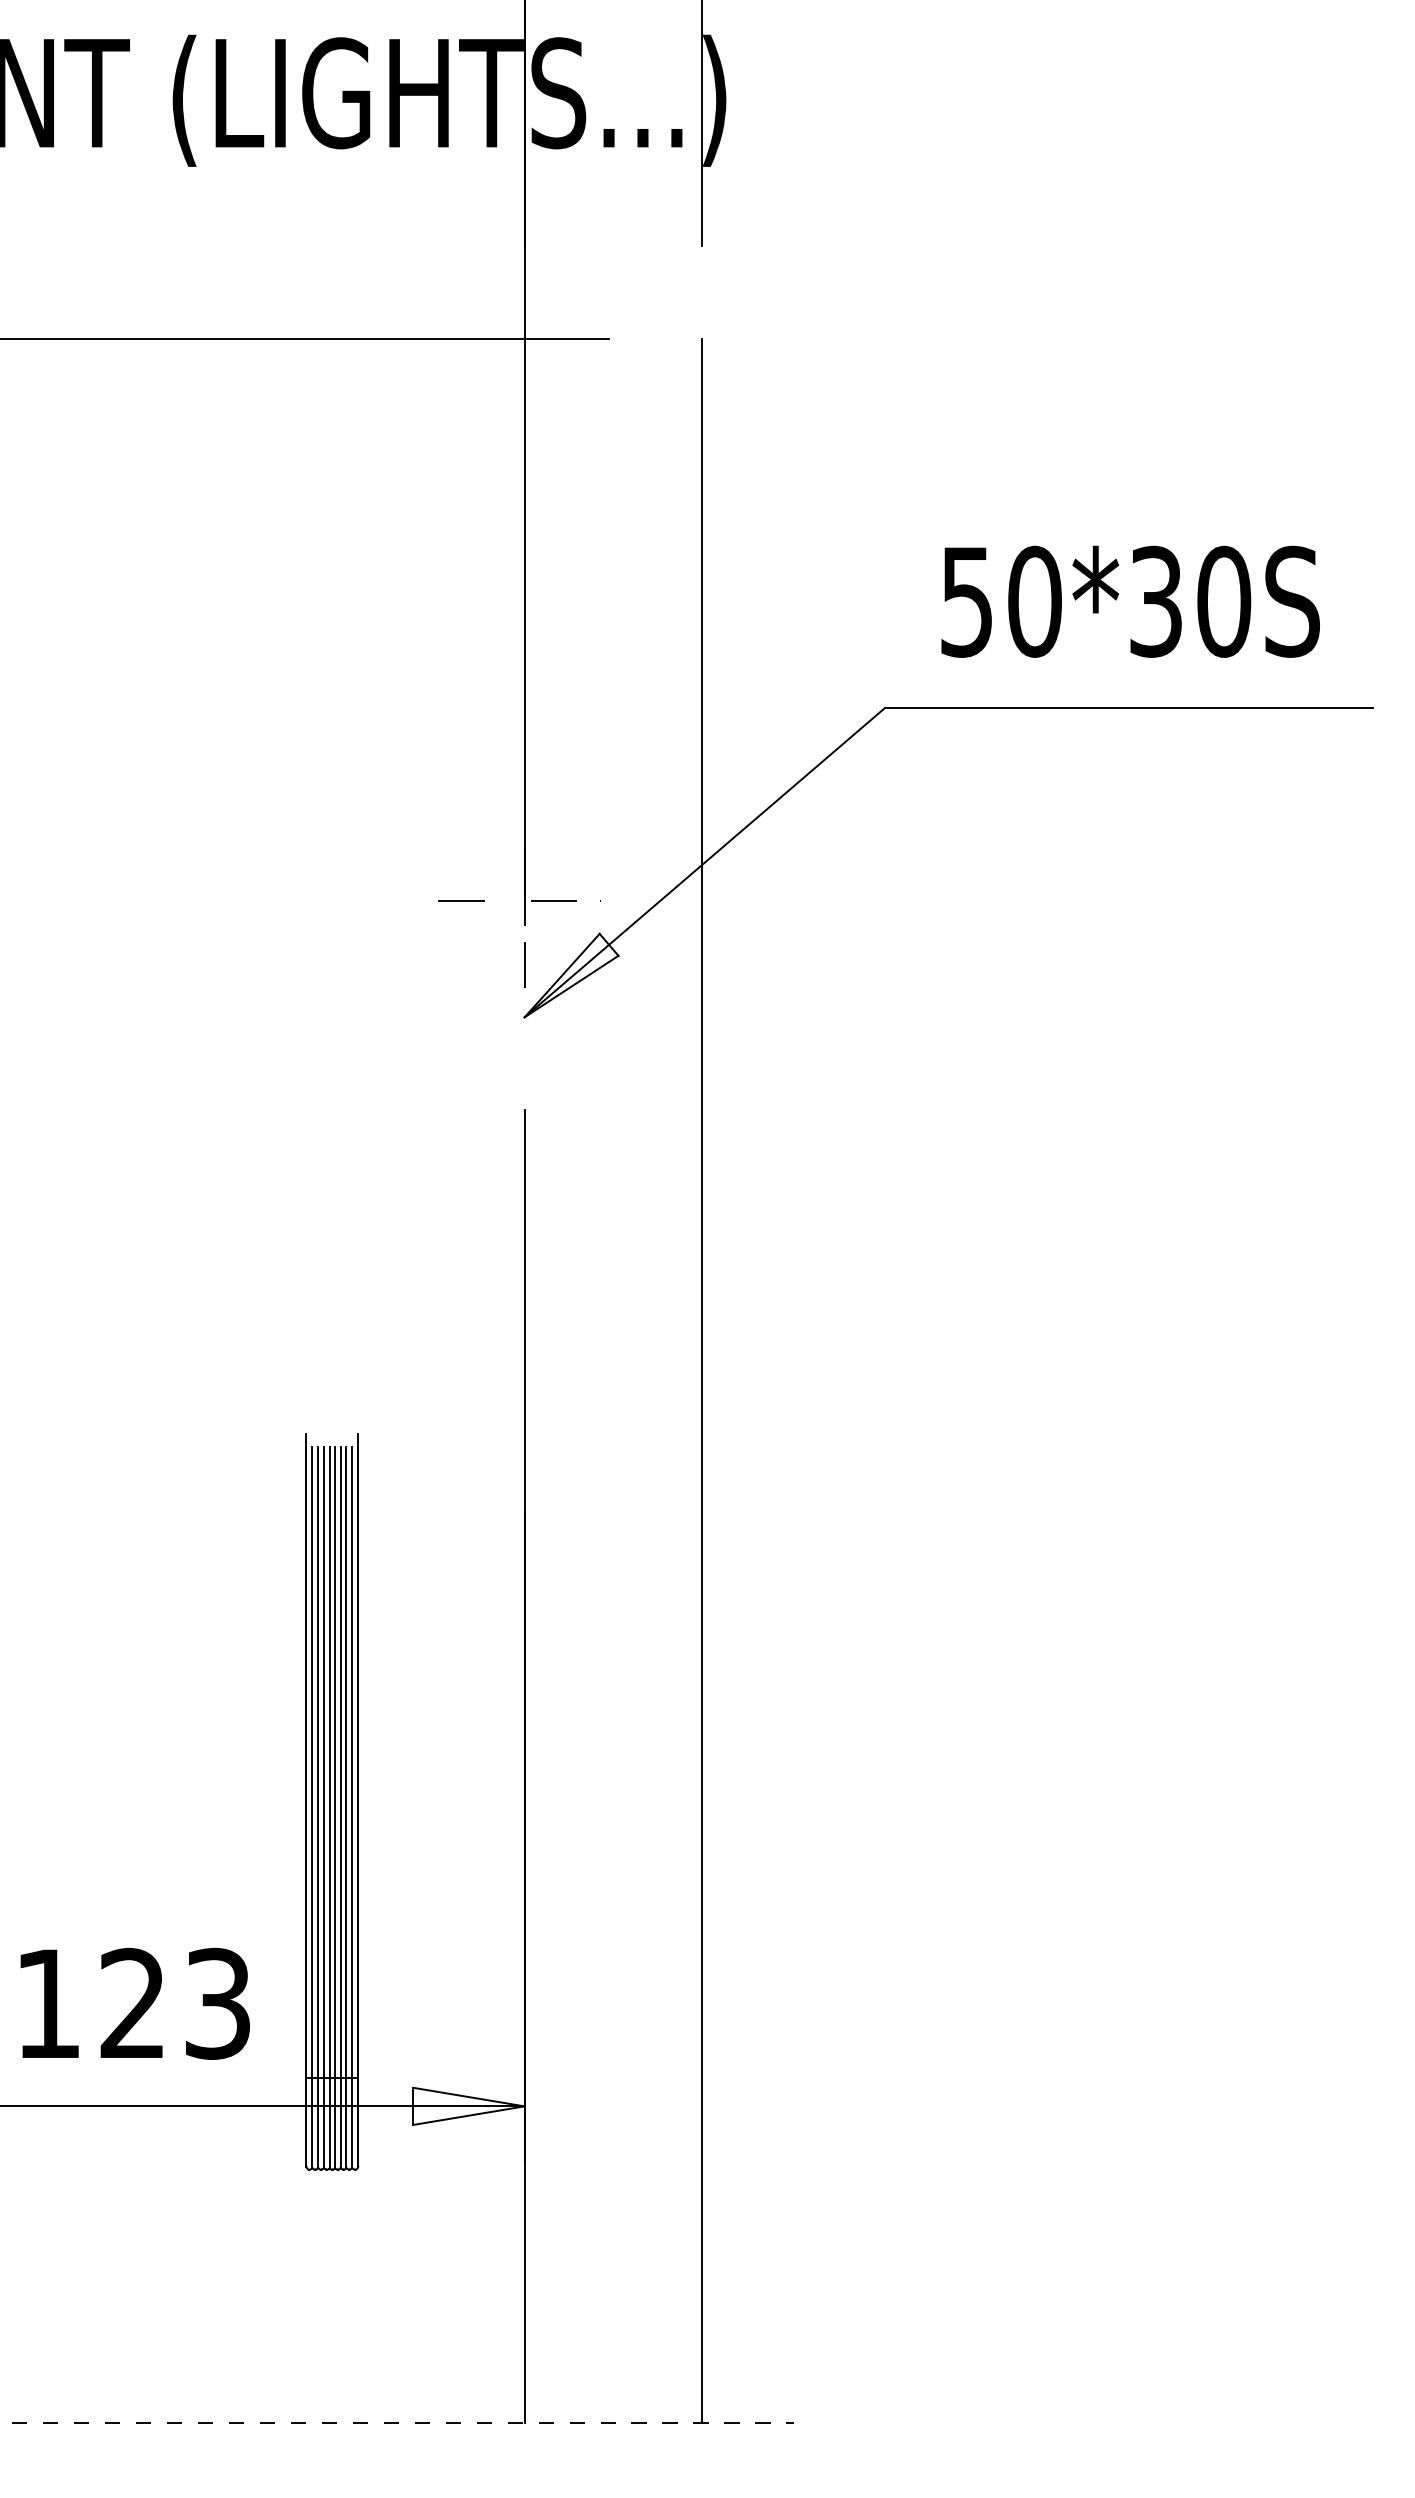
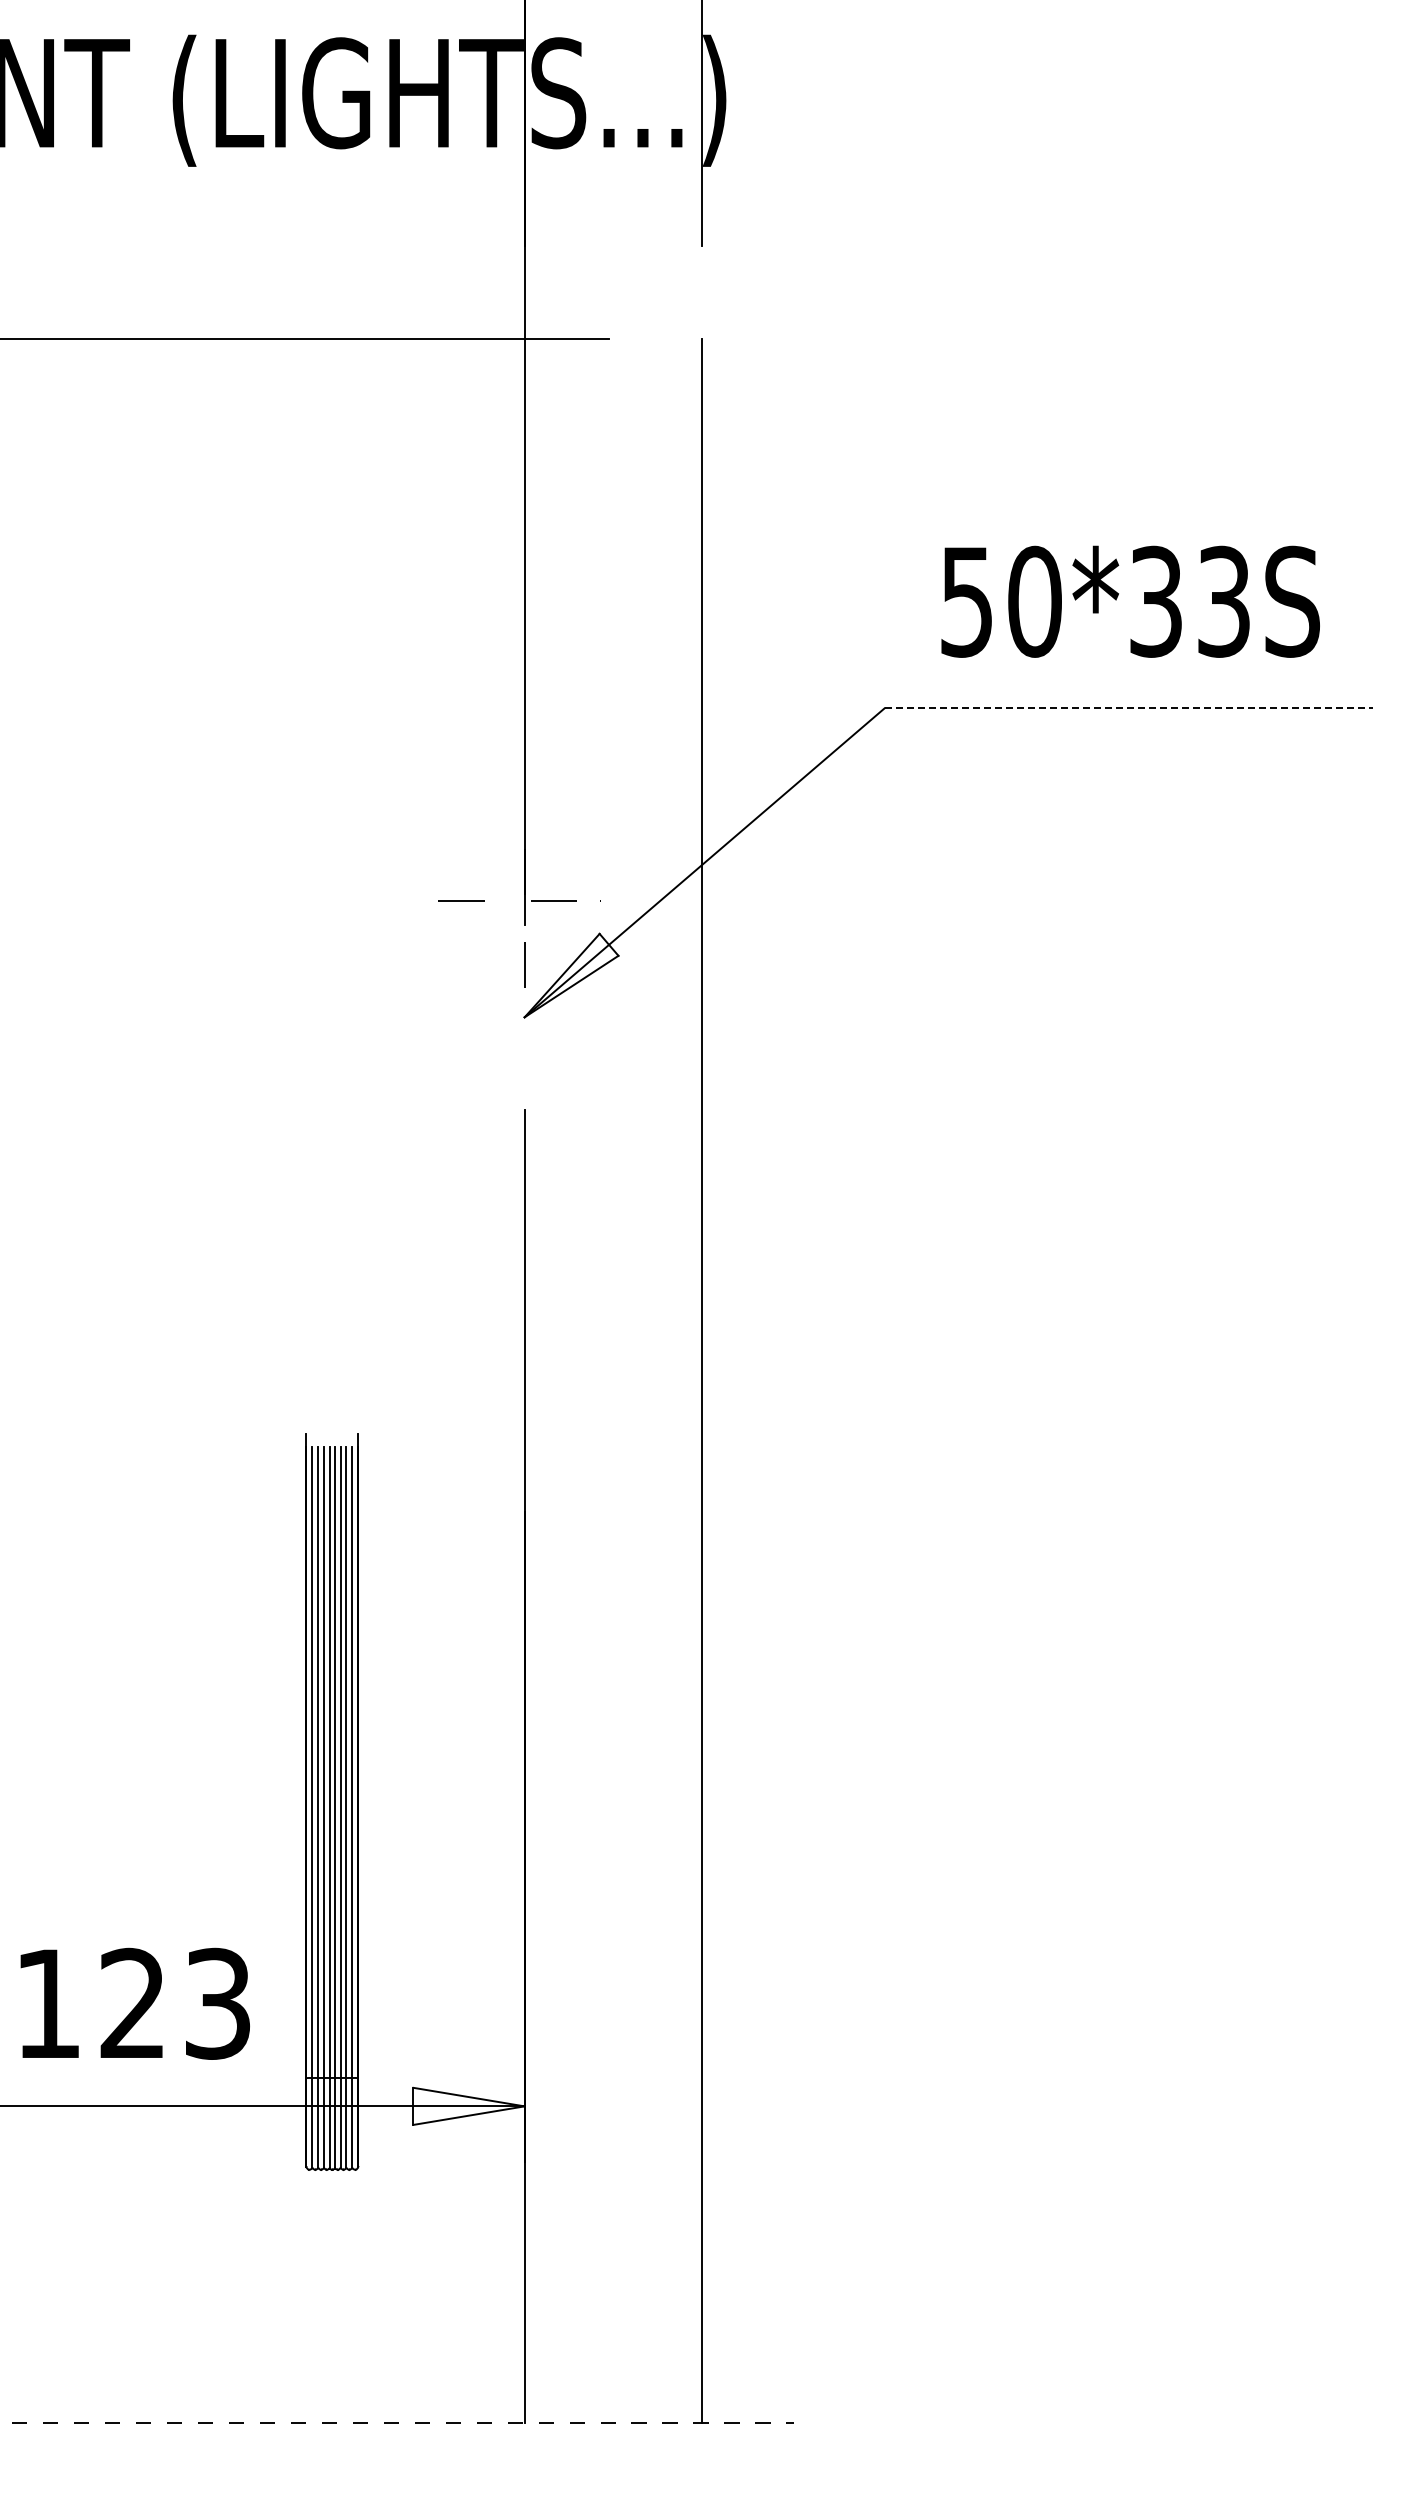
text: 50*30S -> 50*33S (1224, 601)
line: solid -> dashed (1128, 708)
